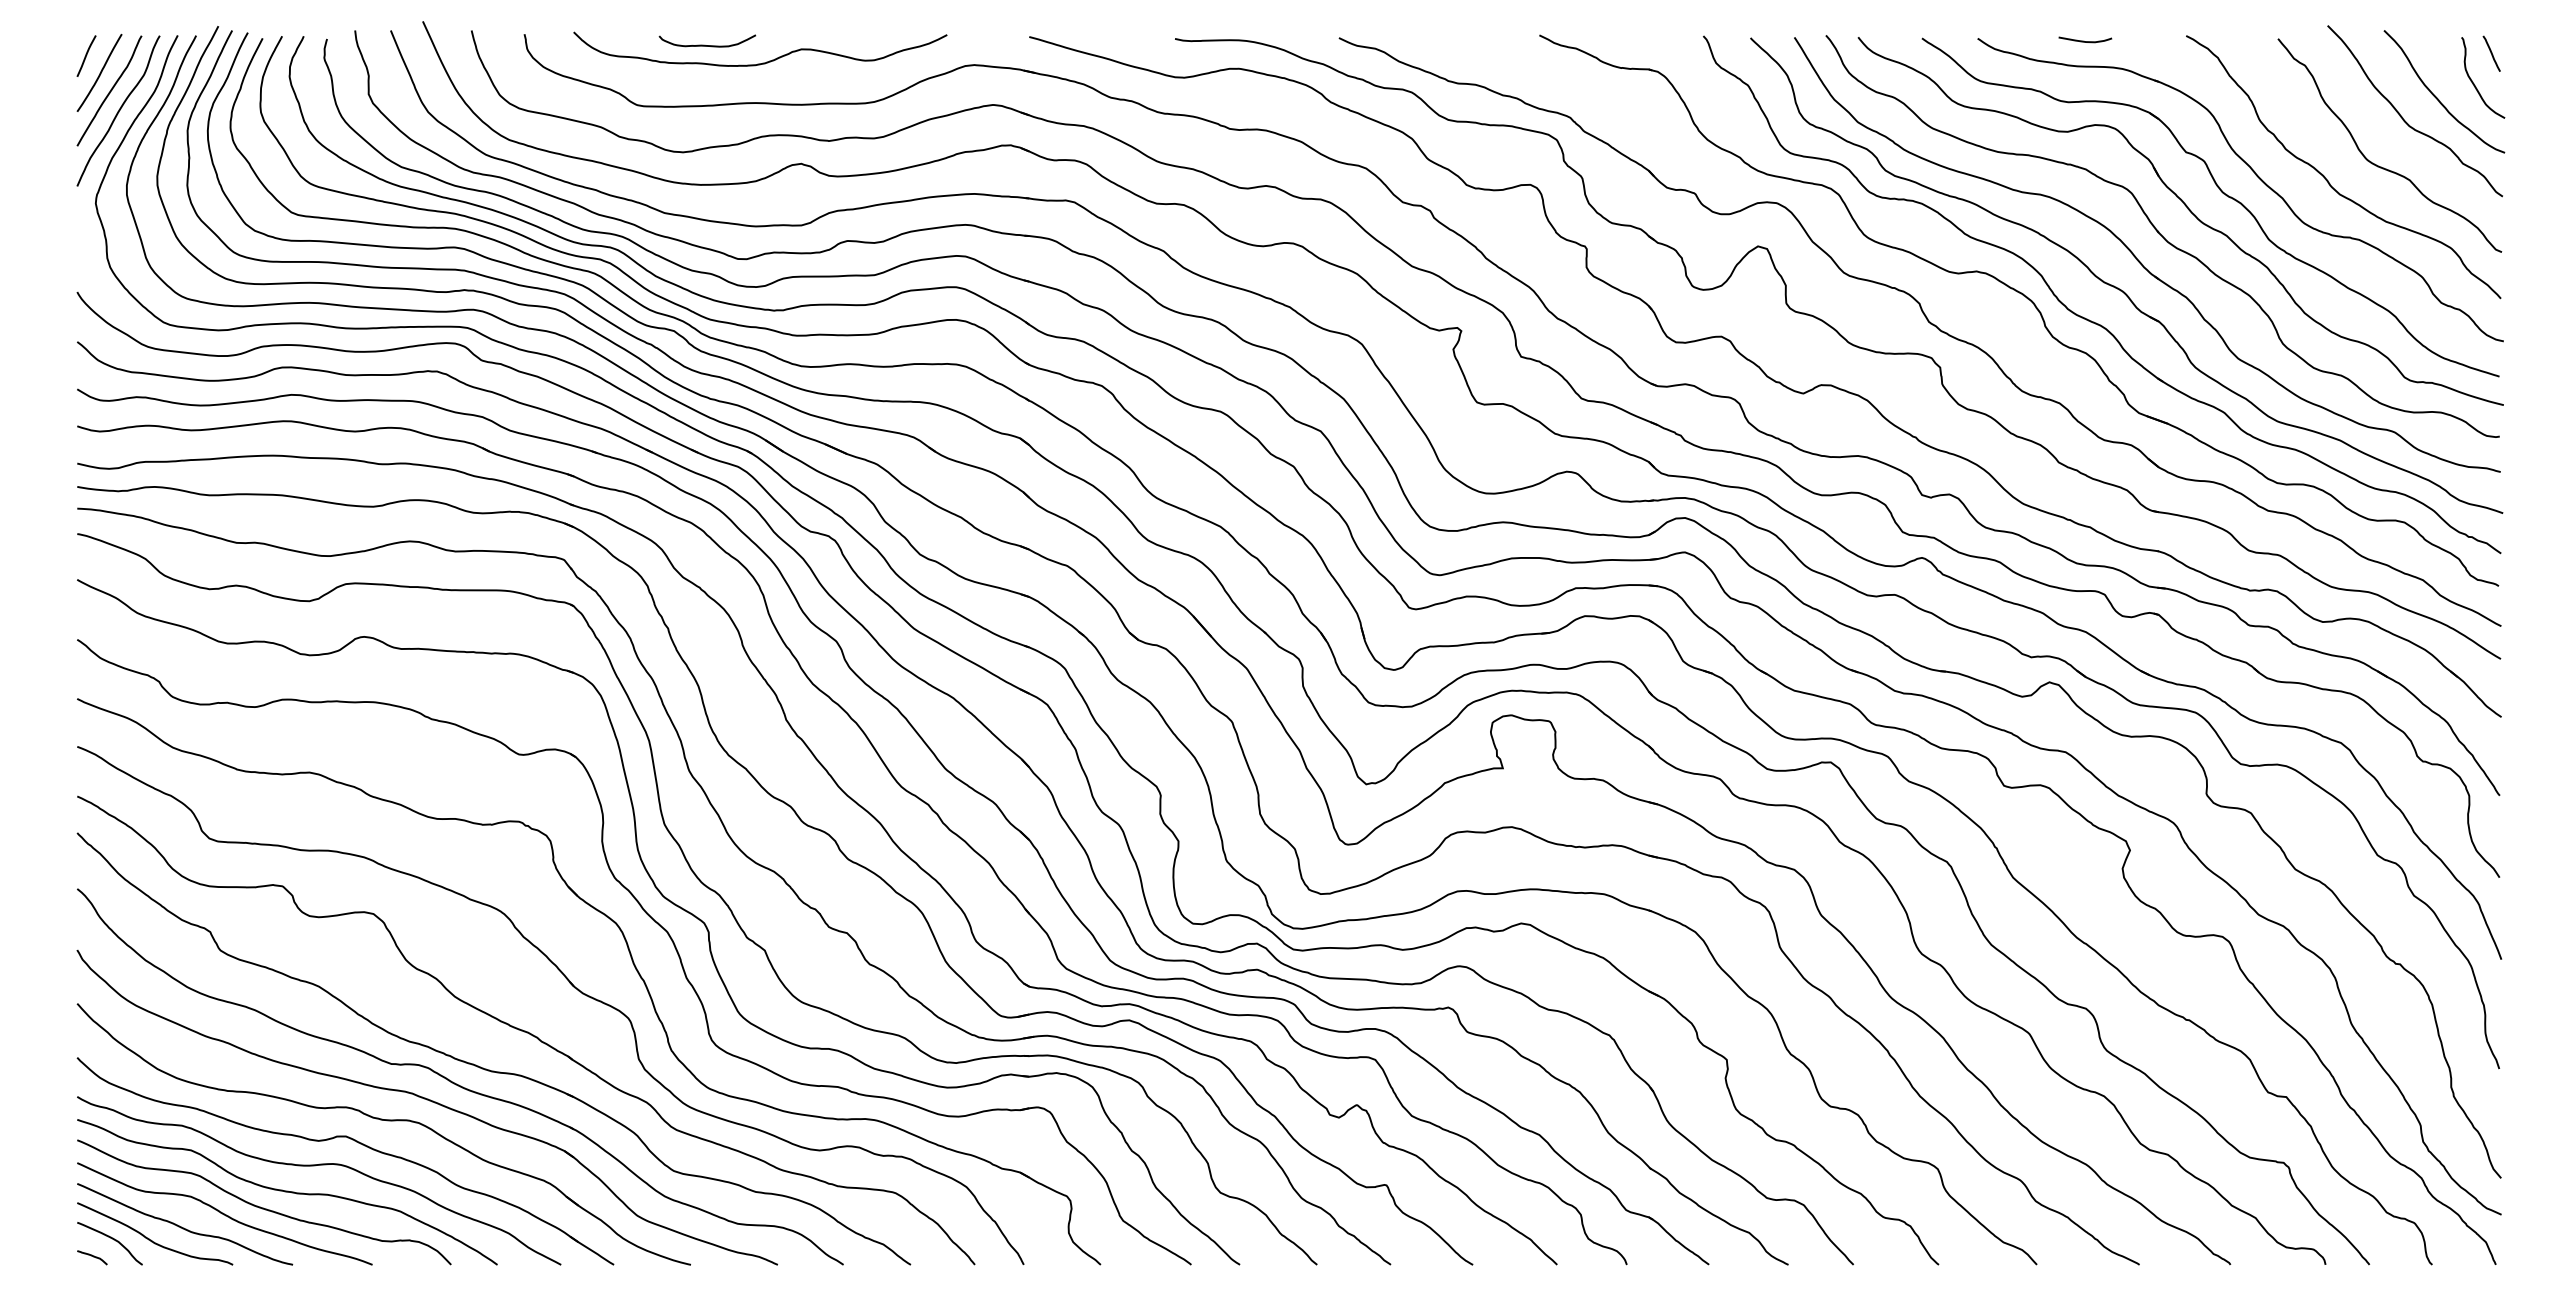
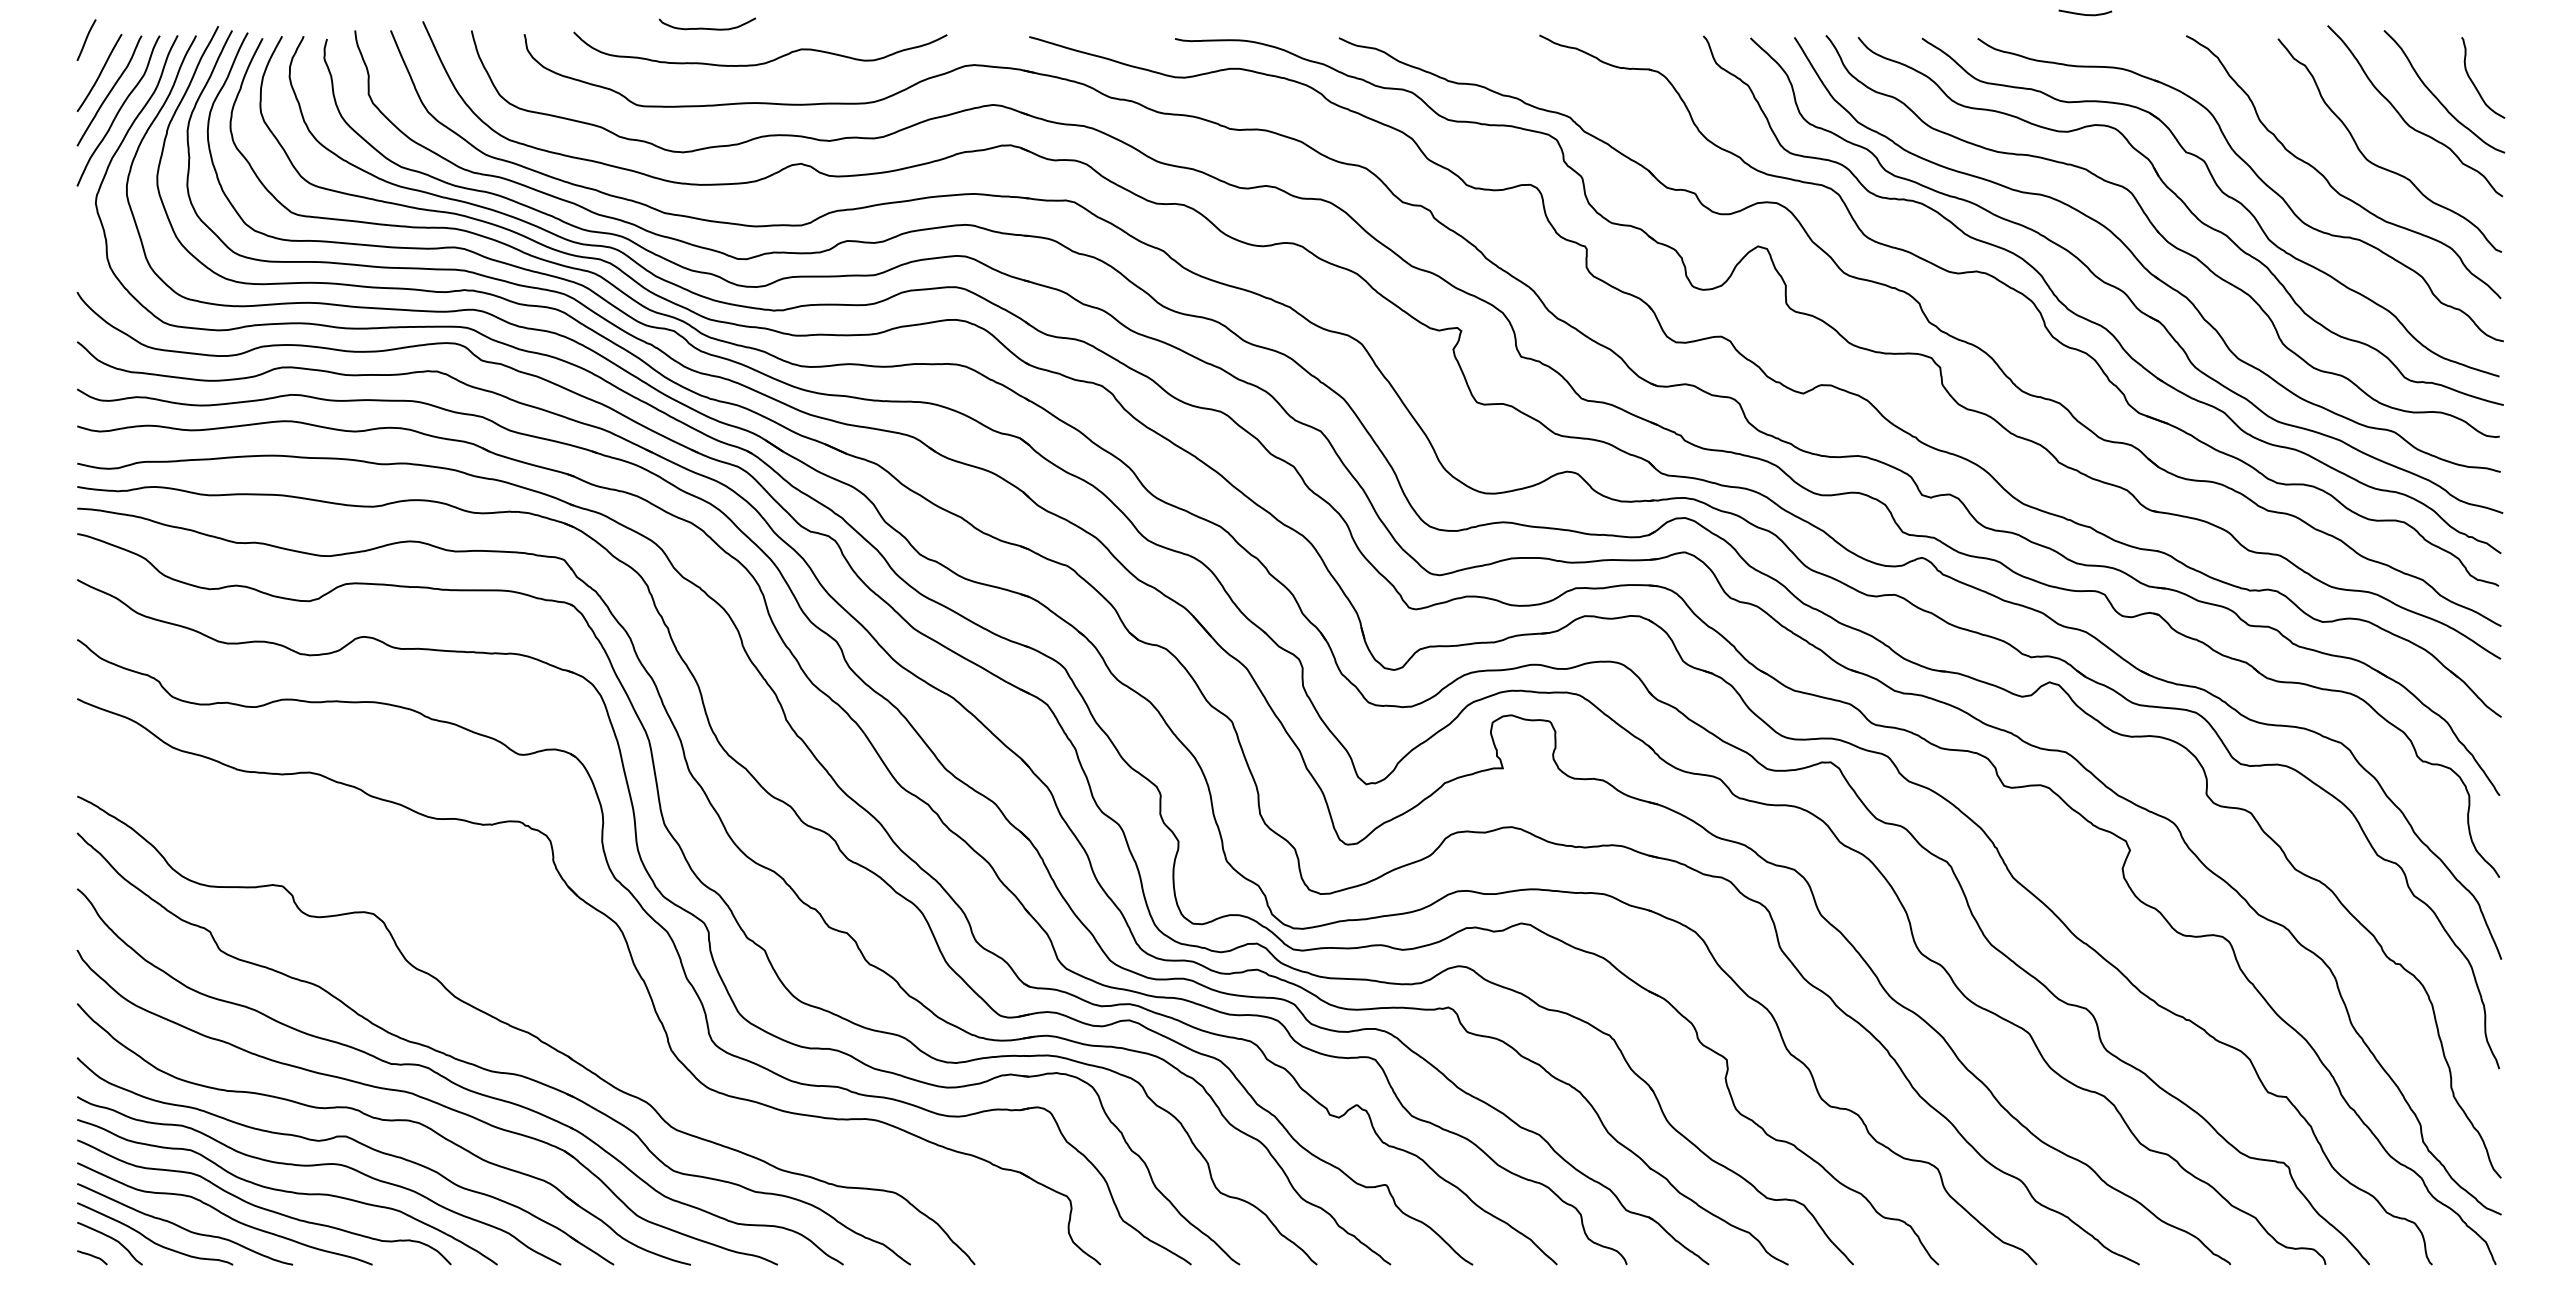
curve position: (2084, 40) -> (2084, 13) (2084, 13)
curve position: (704, 44) -> (704, 27) (704, 27)
line: present -> none (2491, 53)
line position: (86, 55) -> (86, 39) (86, 39)
part: present -> none (570, 984)
